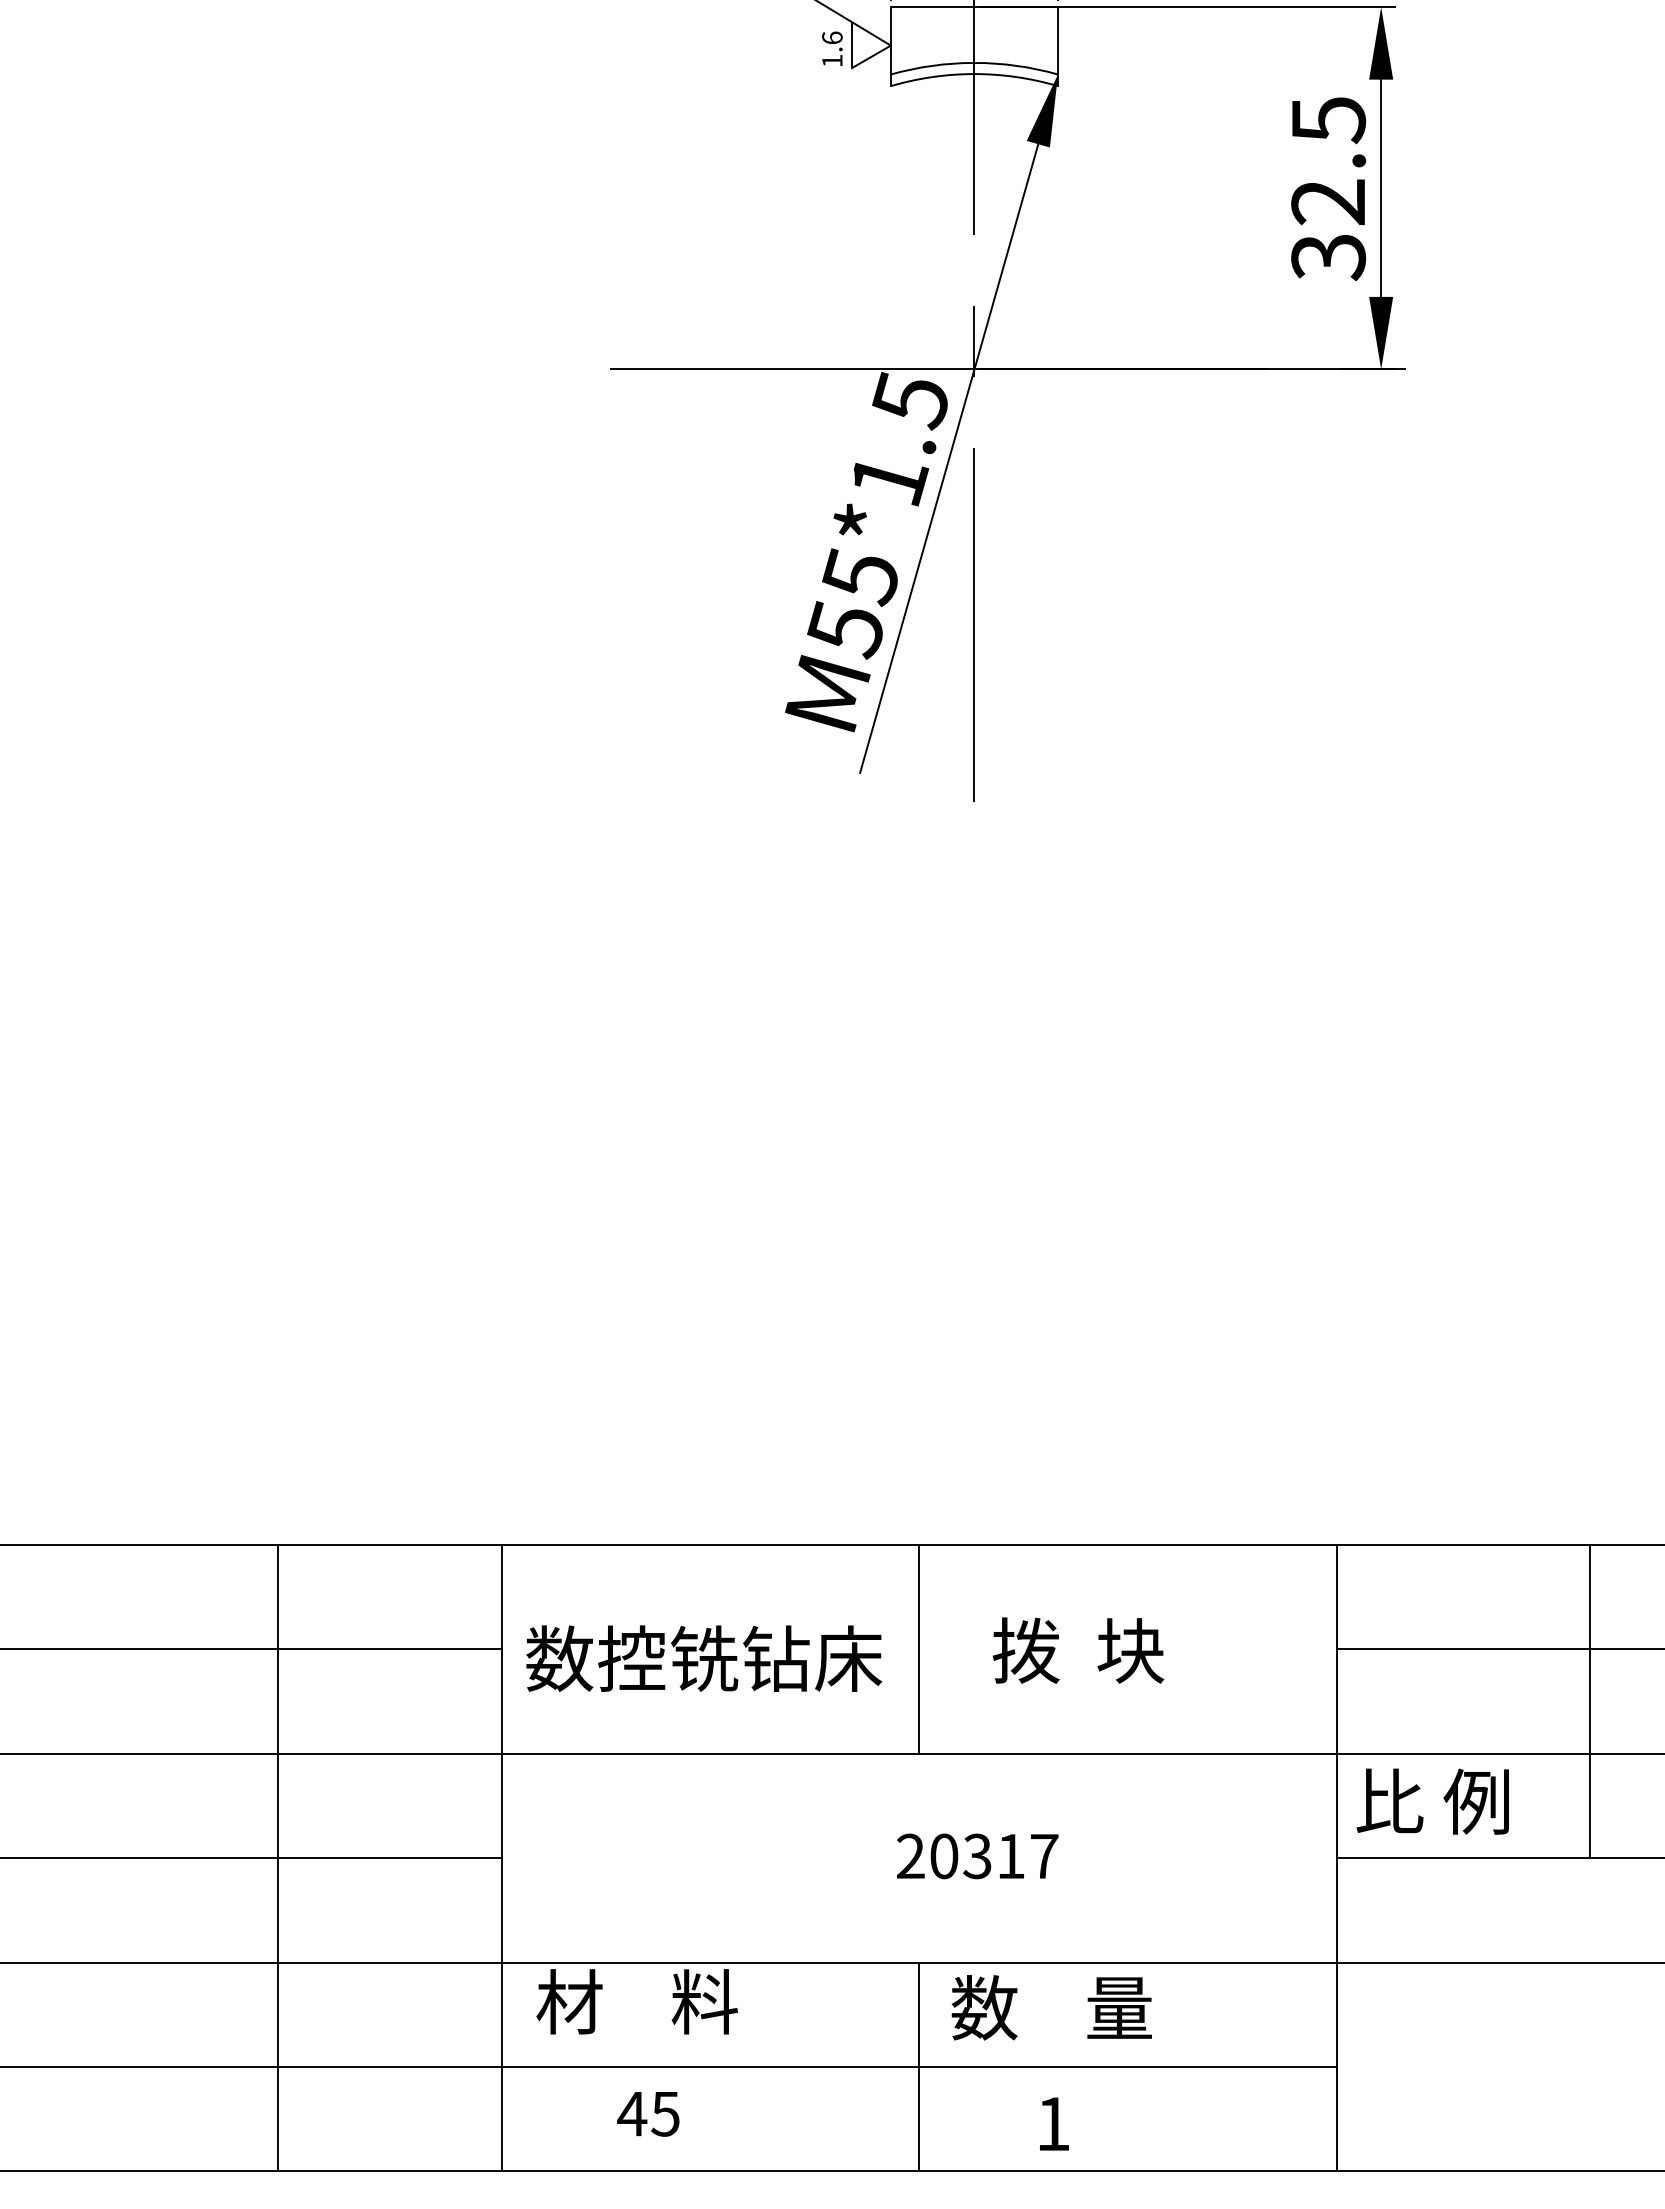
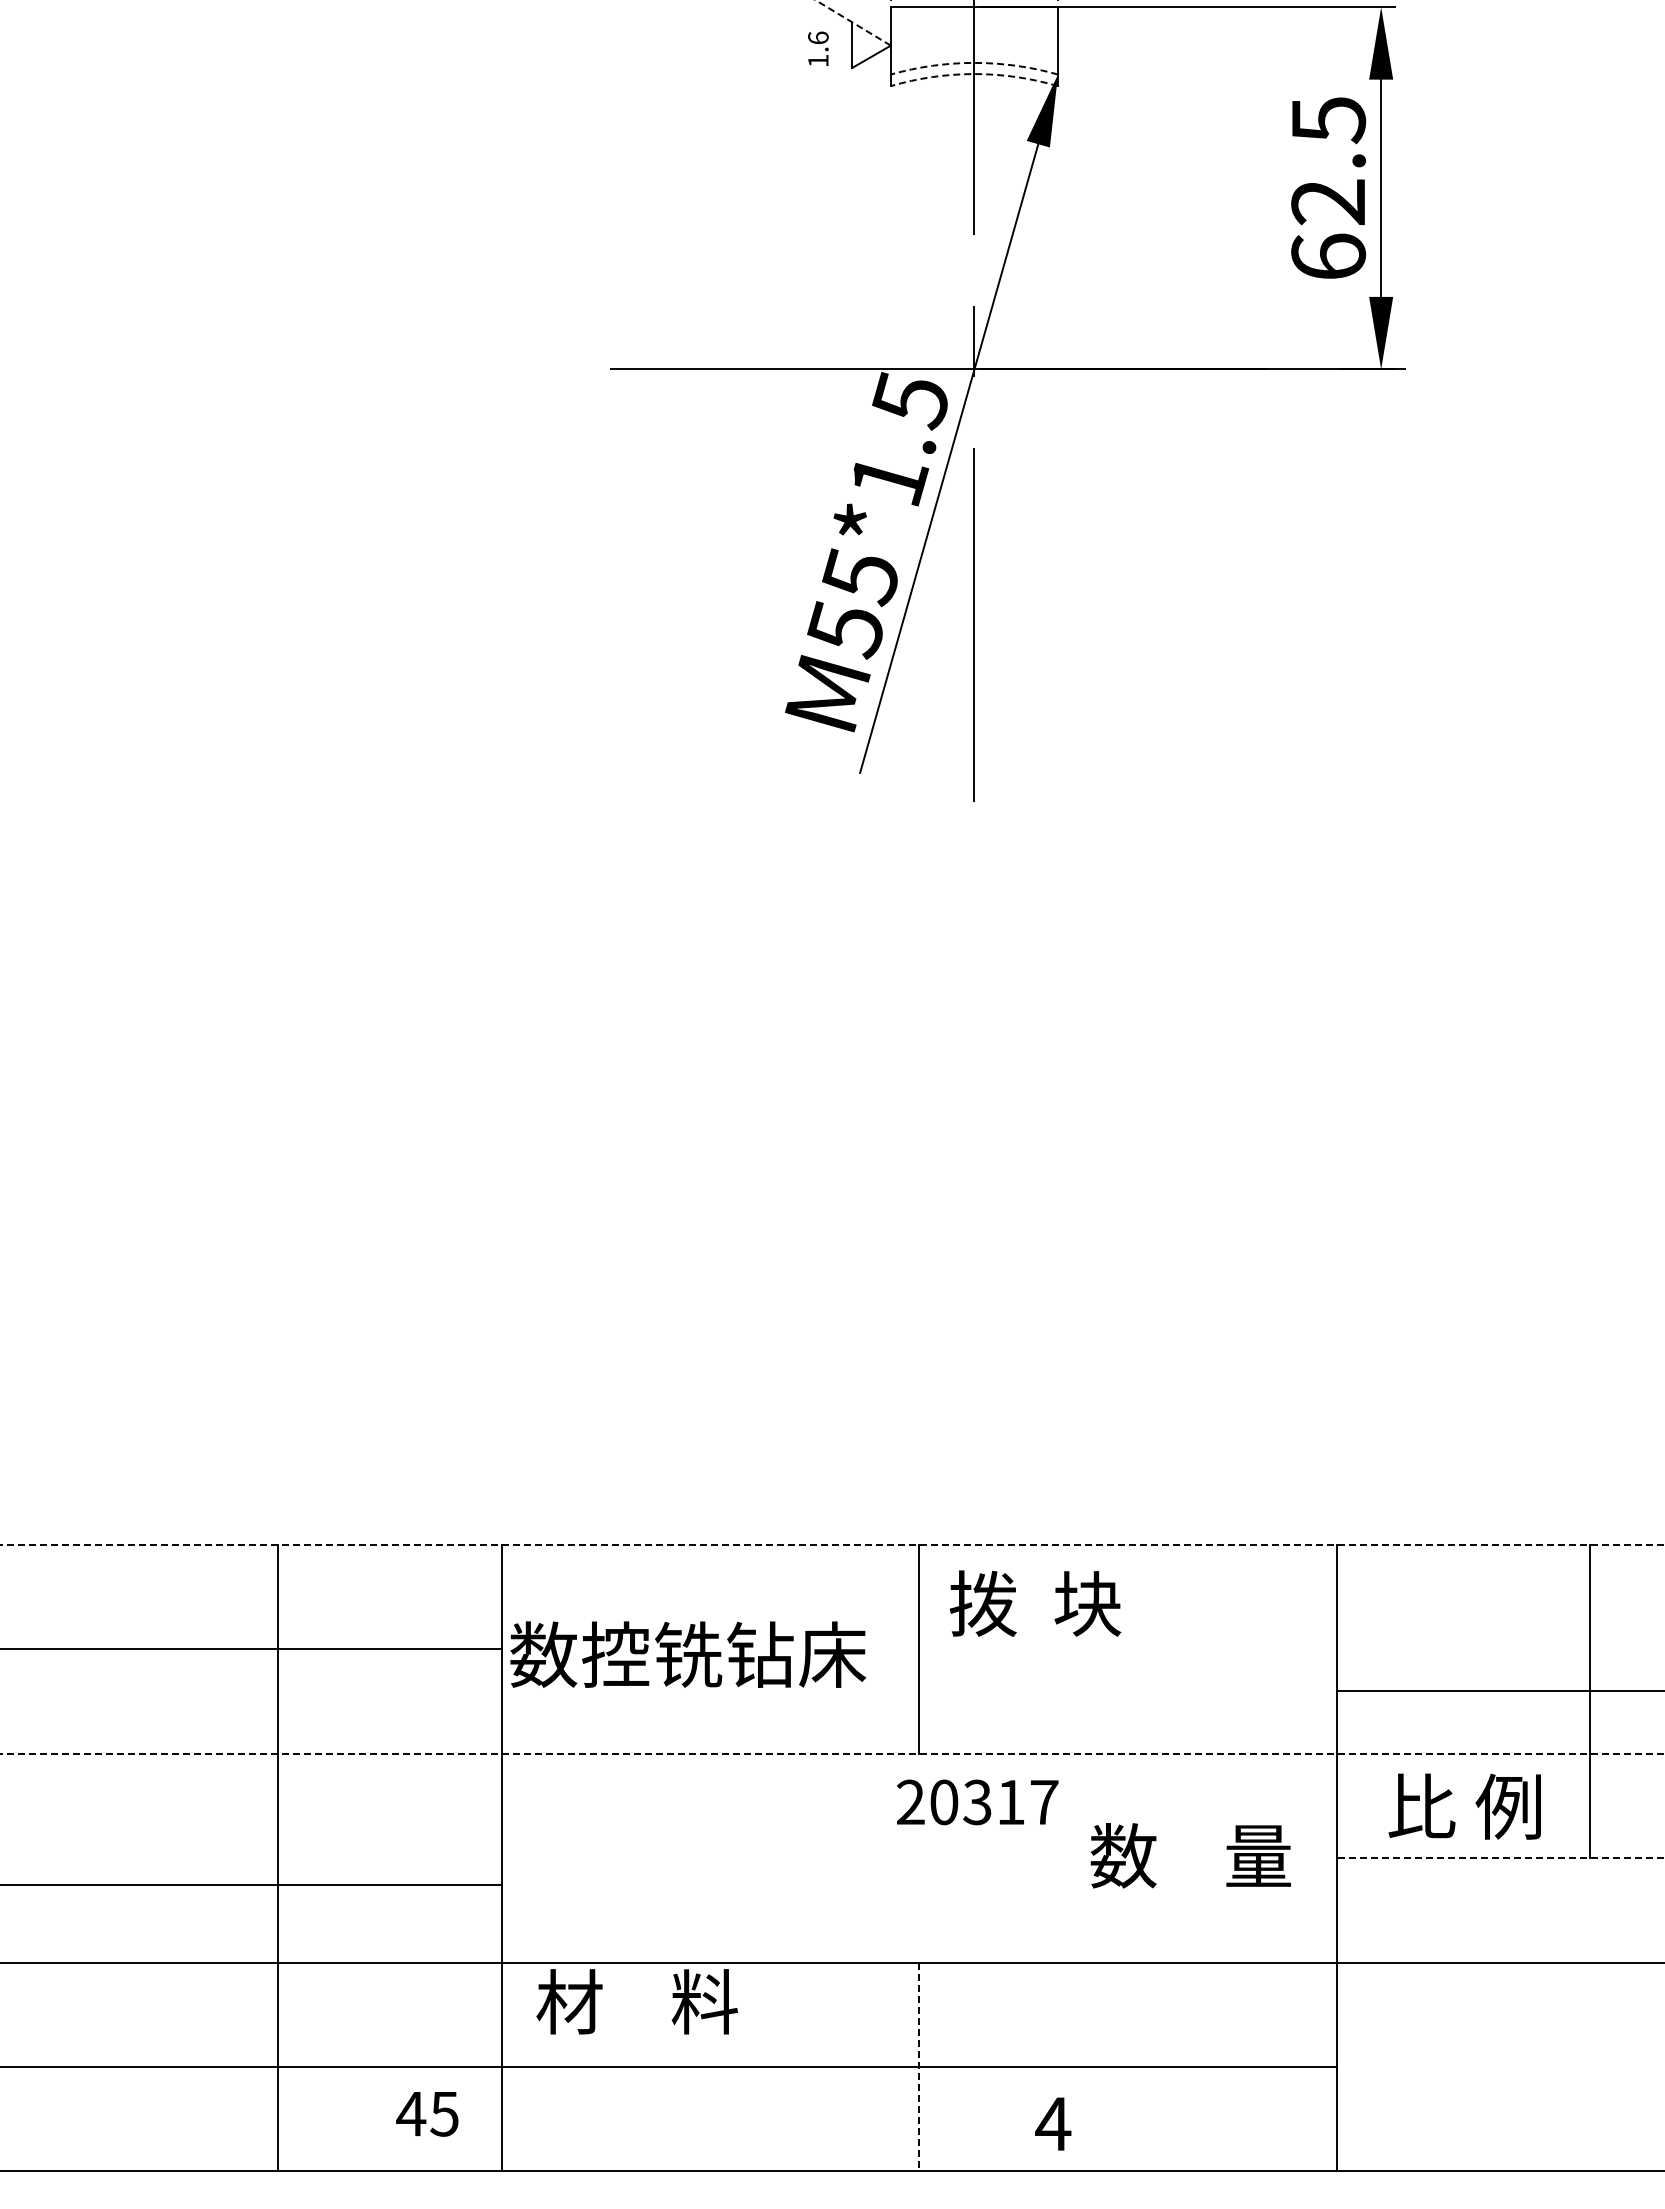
line: solid -> dashed (853, 22)
text position: (832, 48) -> (818, 48) (818, 48)
arc: solid -> dashed (974, 62)
arc: solid -> dashed (974, 74)
text: 32.5 -> 62.5 (1328, 257)
line: solid -> dashed (832, 1545)
line position: (1498, 1649) -> (1498, 1691) (1498, 1691)
text position: (1078, 1650) -> (1035, 1603) (1035, 1603)
text position: (704, 1658) -> (688, 1654) (688, 1654)
line: solid -> dashed (832, 1753)
text position: (1432, 1801) -> (1464, 1806) (1464, 1806)
text position: (977, 1856) -> (977, 1802) (977, 1802)
line position: (251, 1858) -> (251, 1885) (251, 1885)
line: solid -> dashed (1500, 1858)
text position: (1051, 2007) -> (1190, 1855) (1190, 1855)
line: solid -> dashed (919, 2067)
text position: (648, 2114) -> (427, 2114) (427, 2114)
text: 1 -> 4 (1053, 2123)
